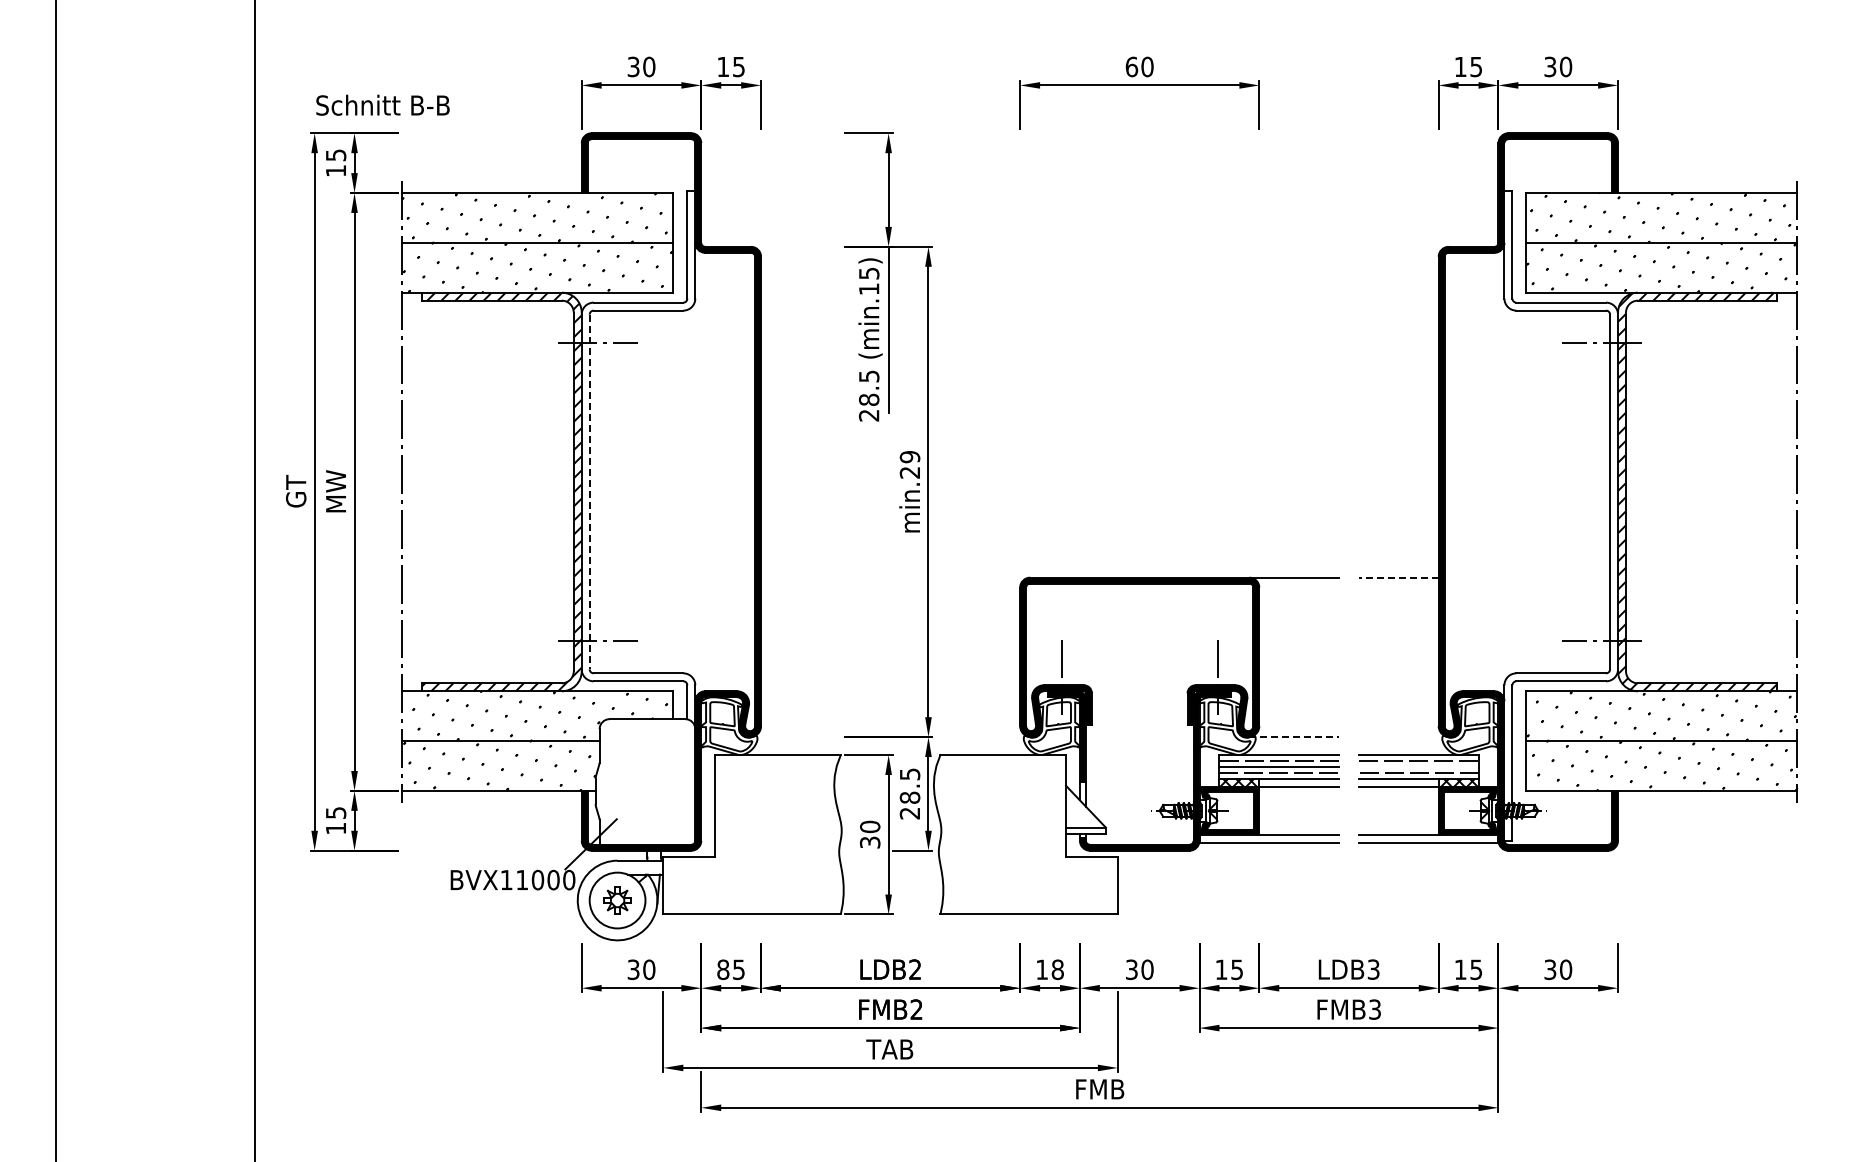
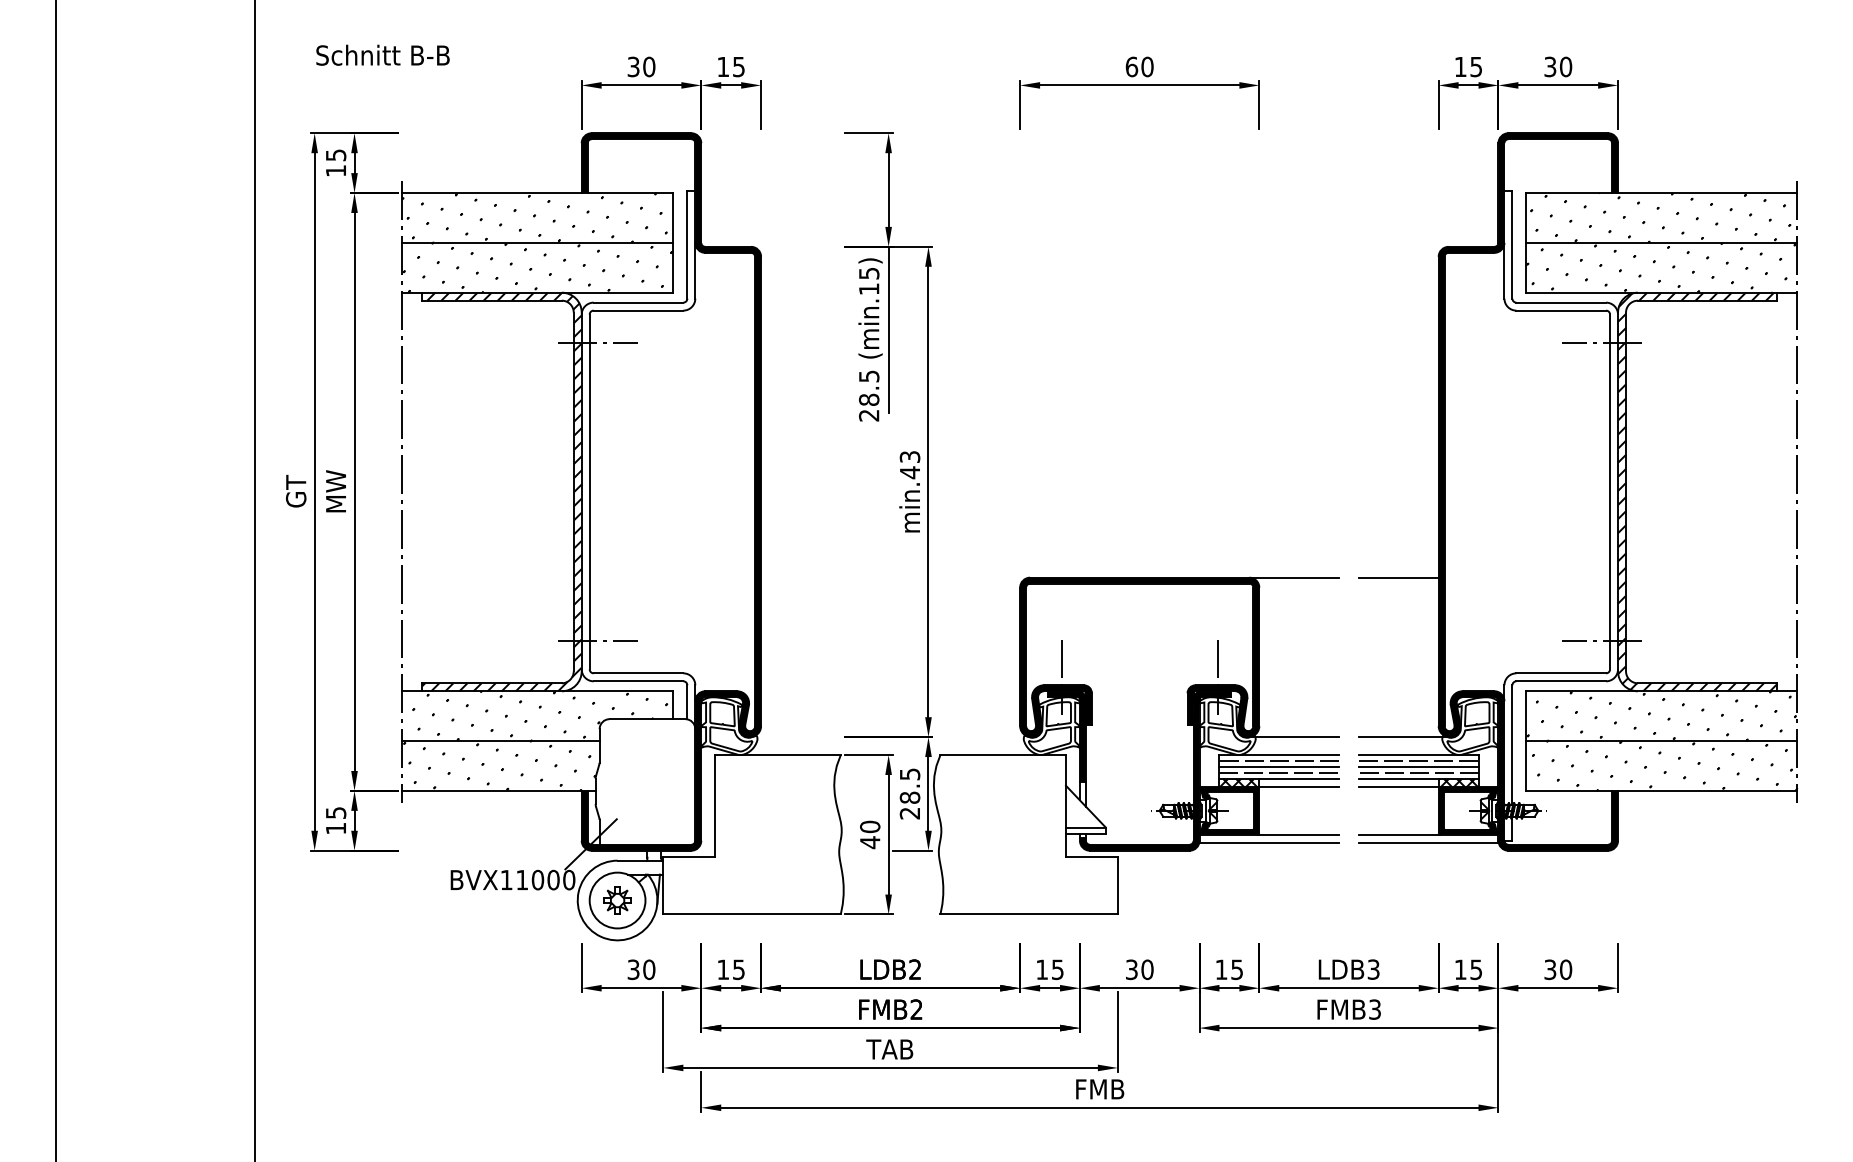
text position: (382, 104) -> (382, 54) (382, 54)
text: min.29 -> min.43 (909, 465)
line: dashed -> solid (589, 492)
line: dashed -> solid (1398, 577)
line: dashed -> solid (1294, 737)
line: none -> present (1403, 737)
line: none -> present (1418, 767)
text: 30 -> 40 (869, 842)
text: 85 -> 15 (723, 969)
text: 18 -> 15 (1057, 969)
